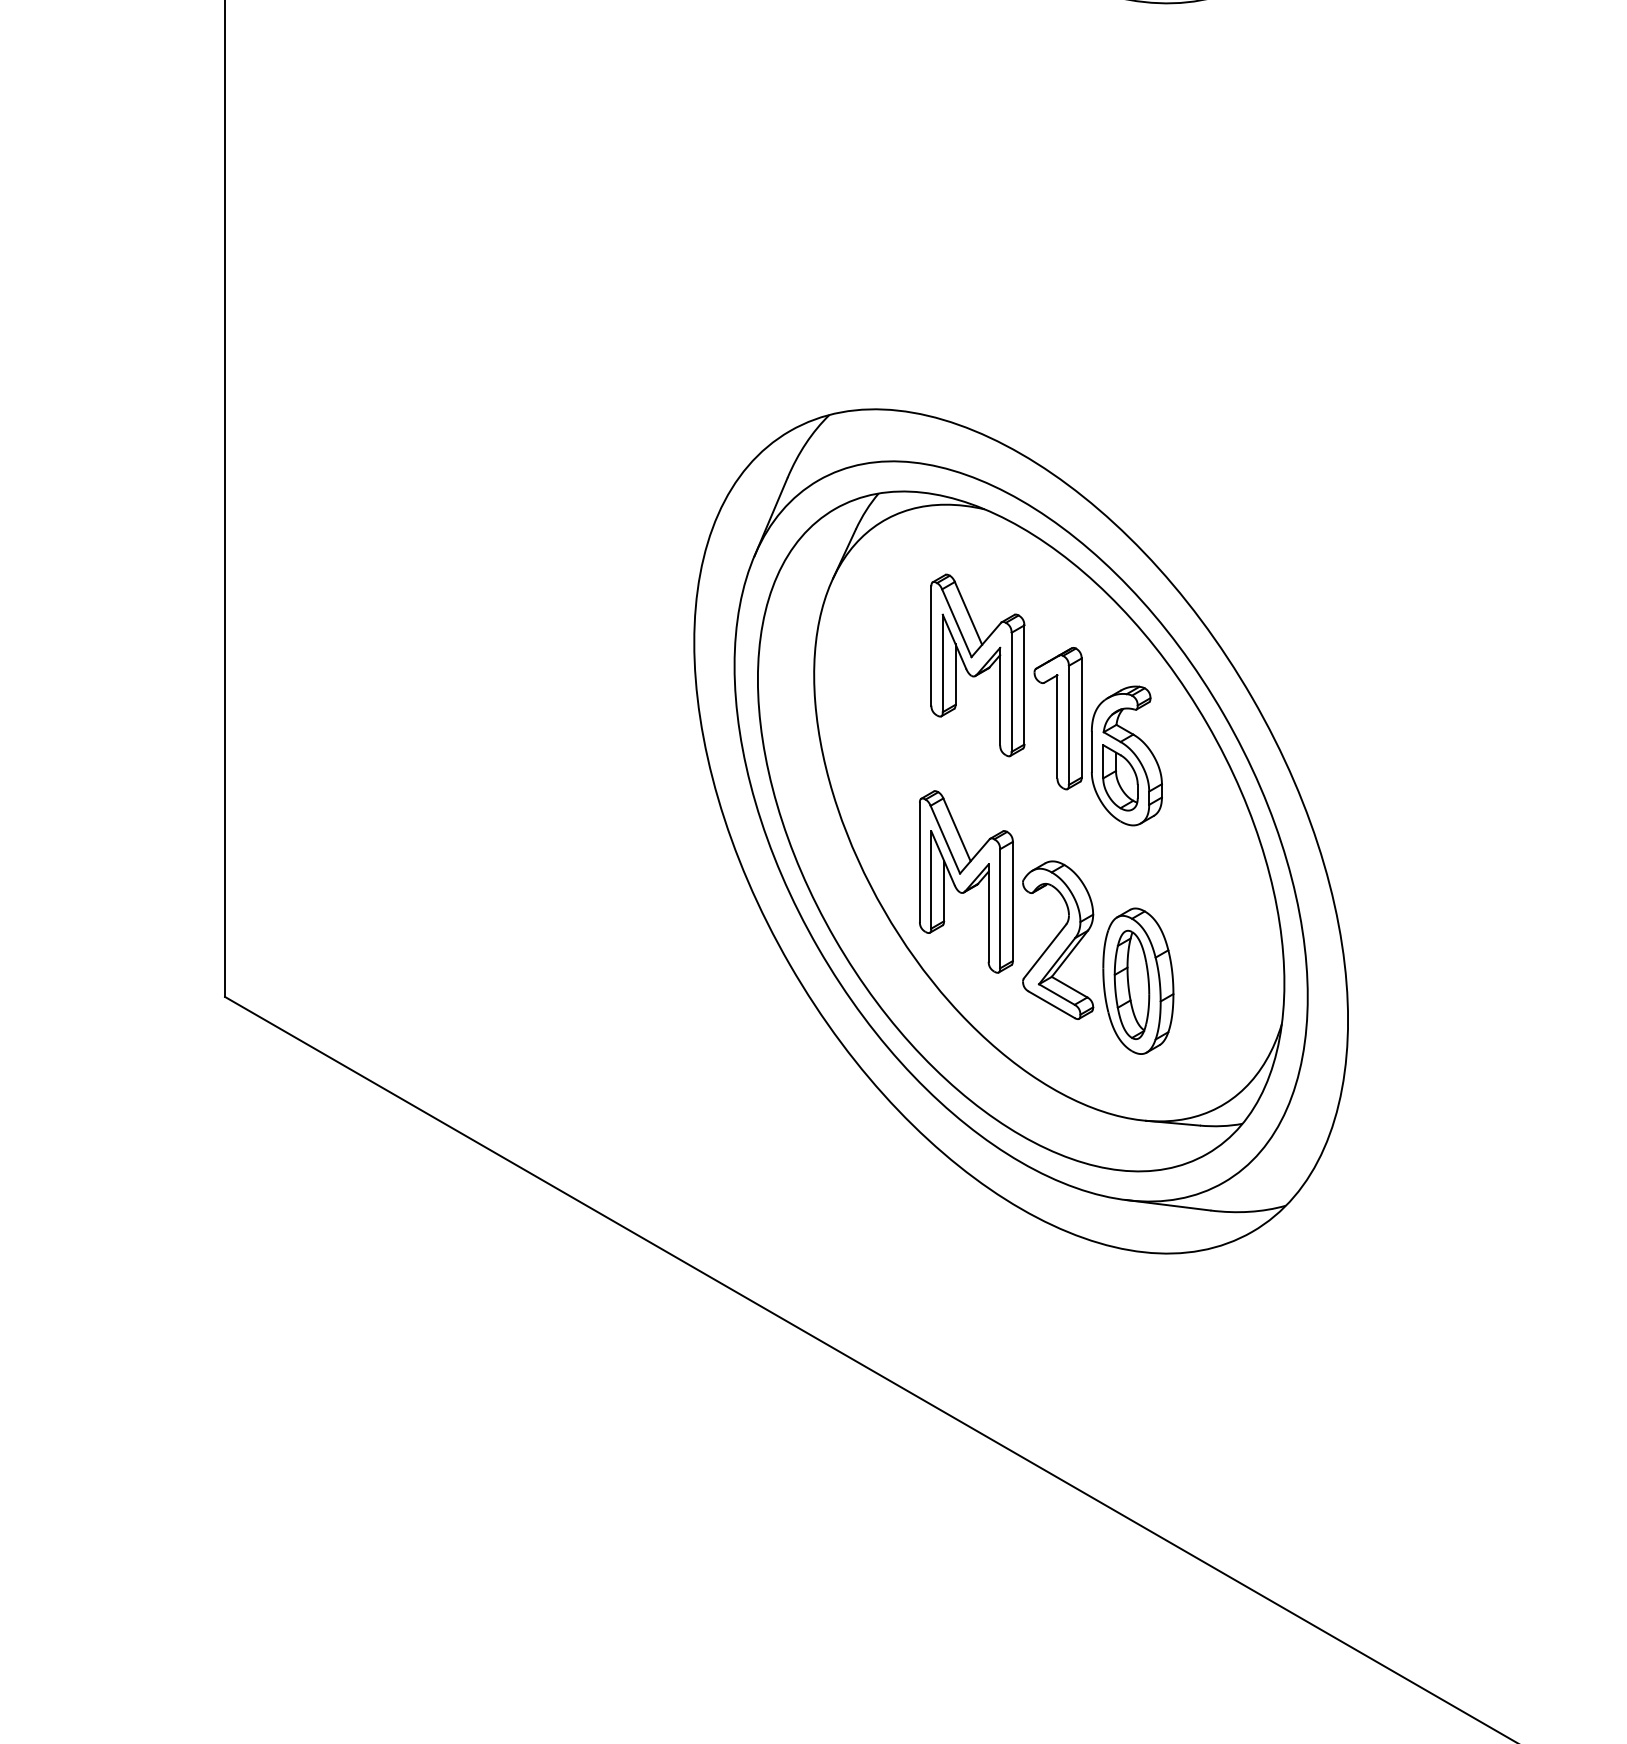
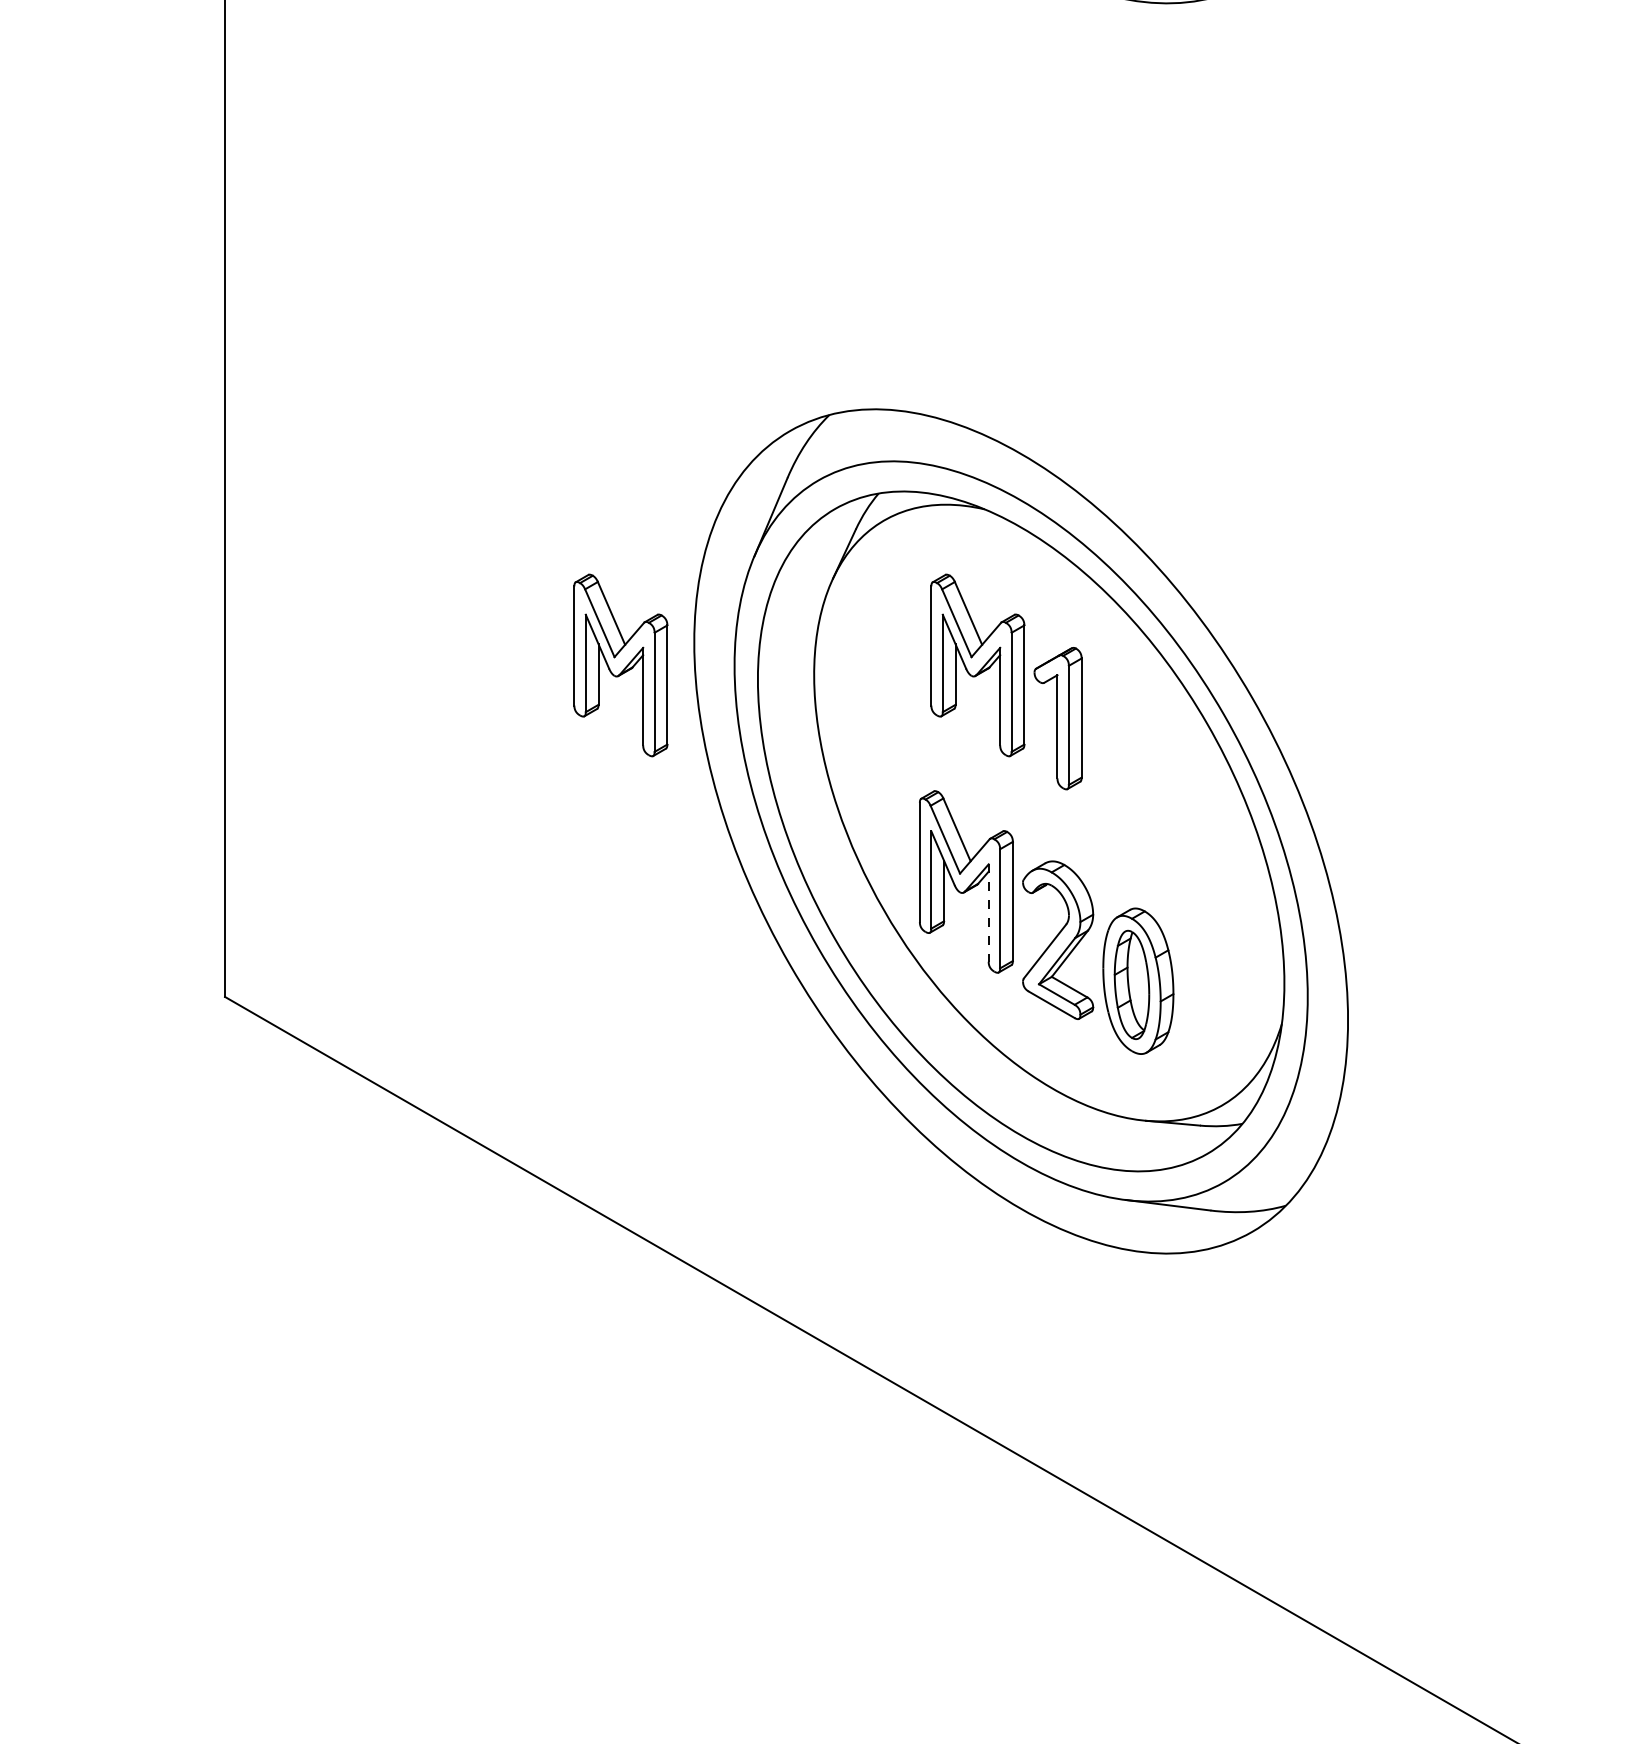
part: none -> present (620, 665)
part: present -> none (1126, 755)
line: solid -> dashed (988, 913)
